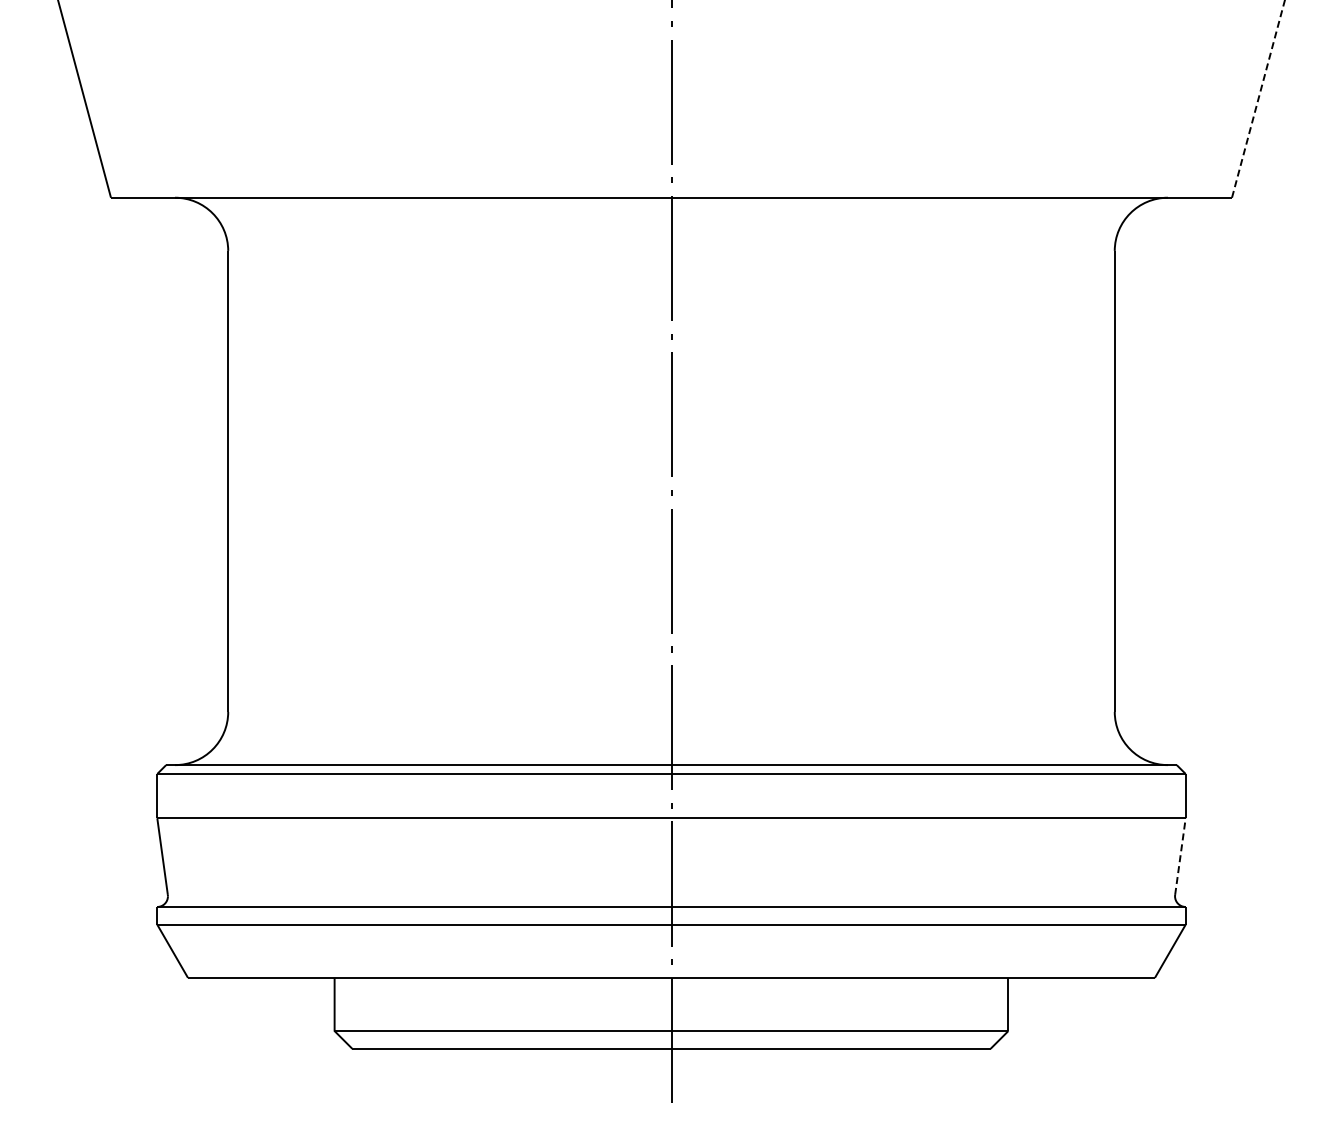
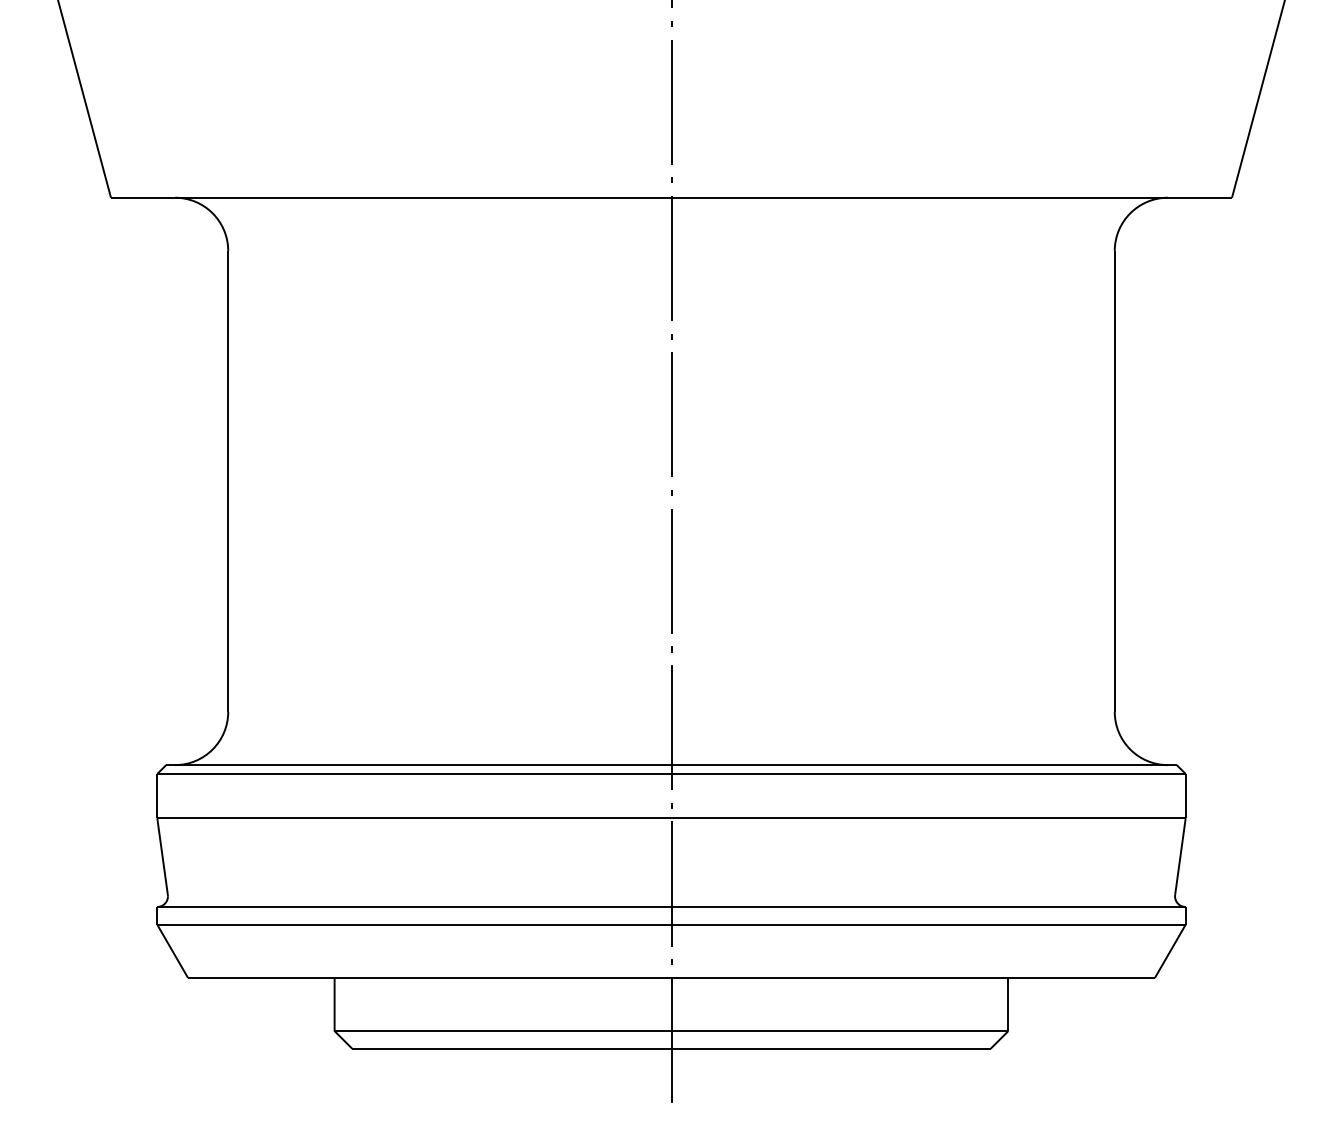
line: dashed -> solid (1258, 98)
line: dashed -> solid (1180, 856)
